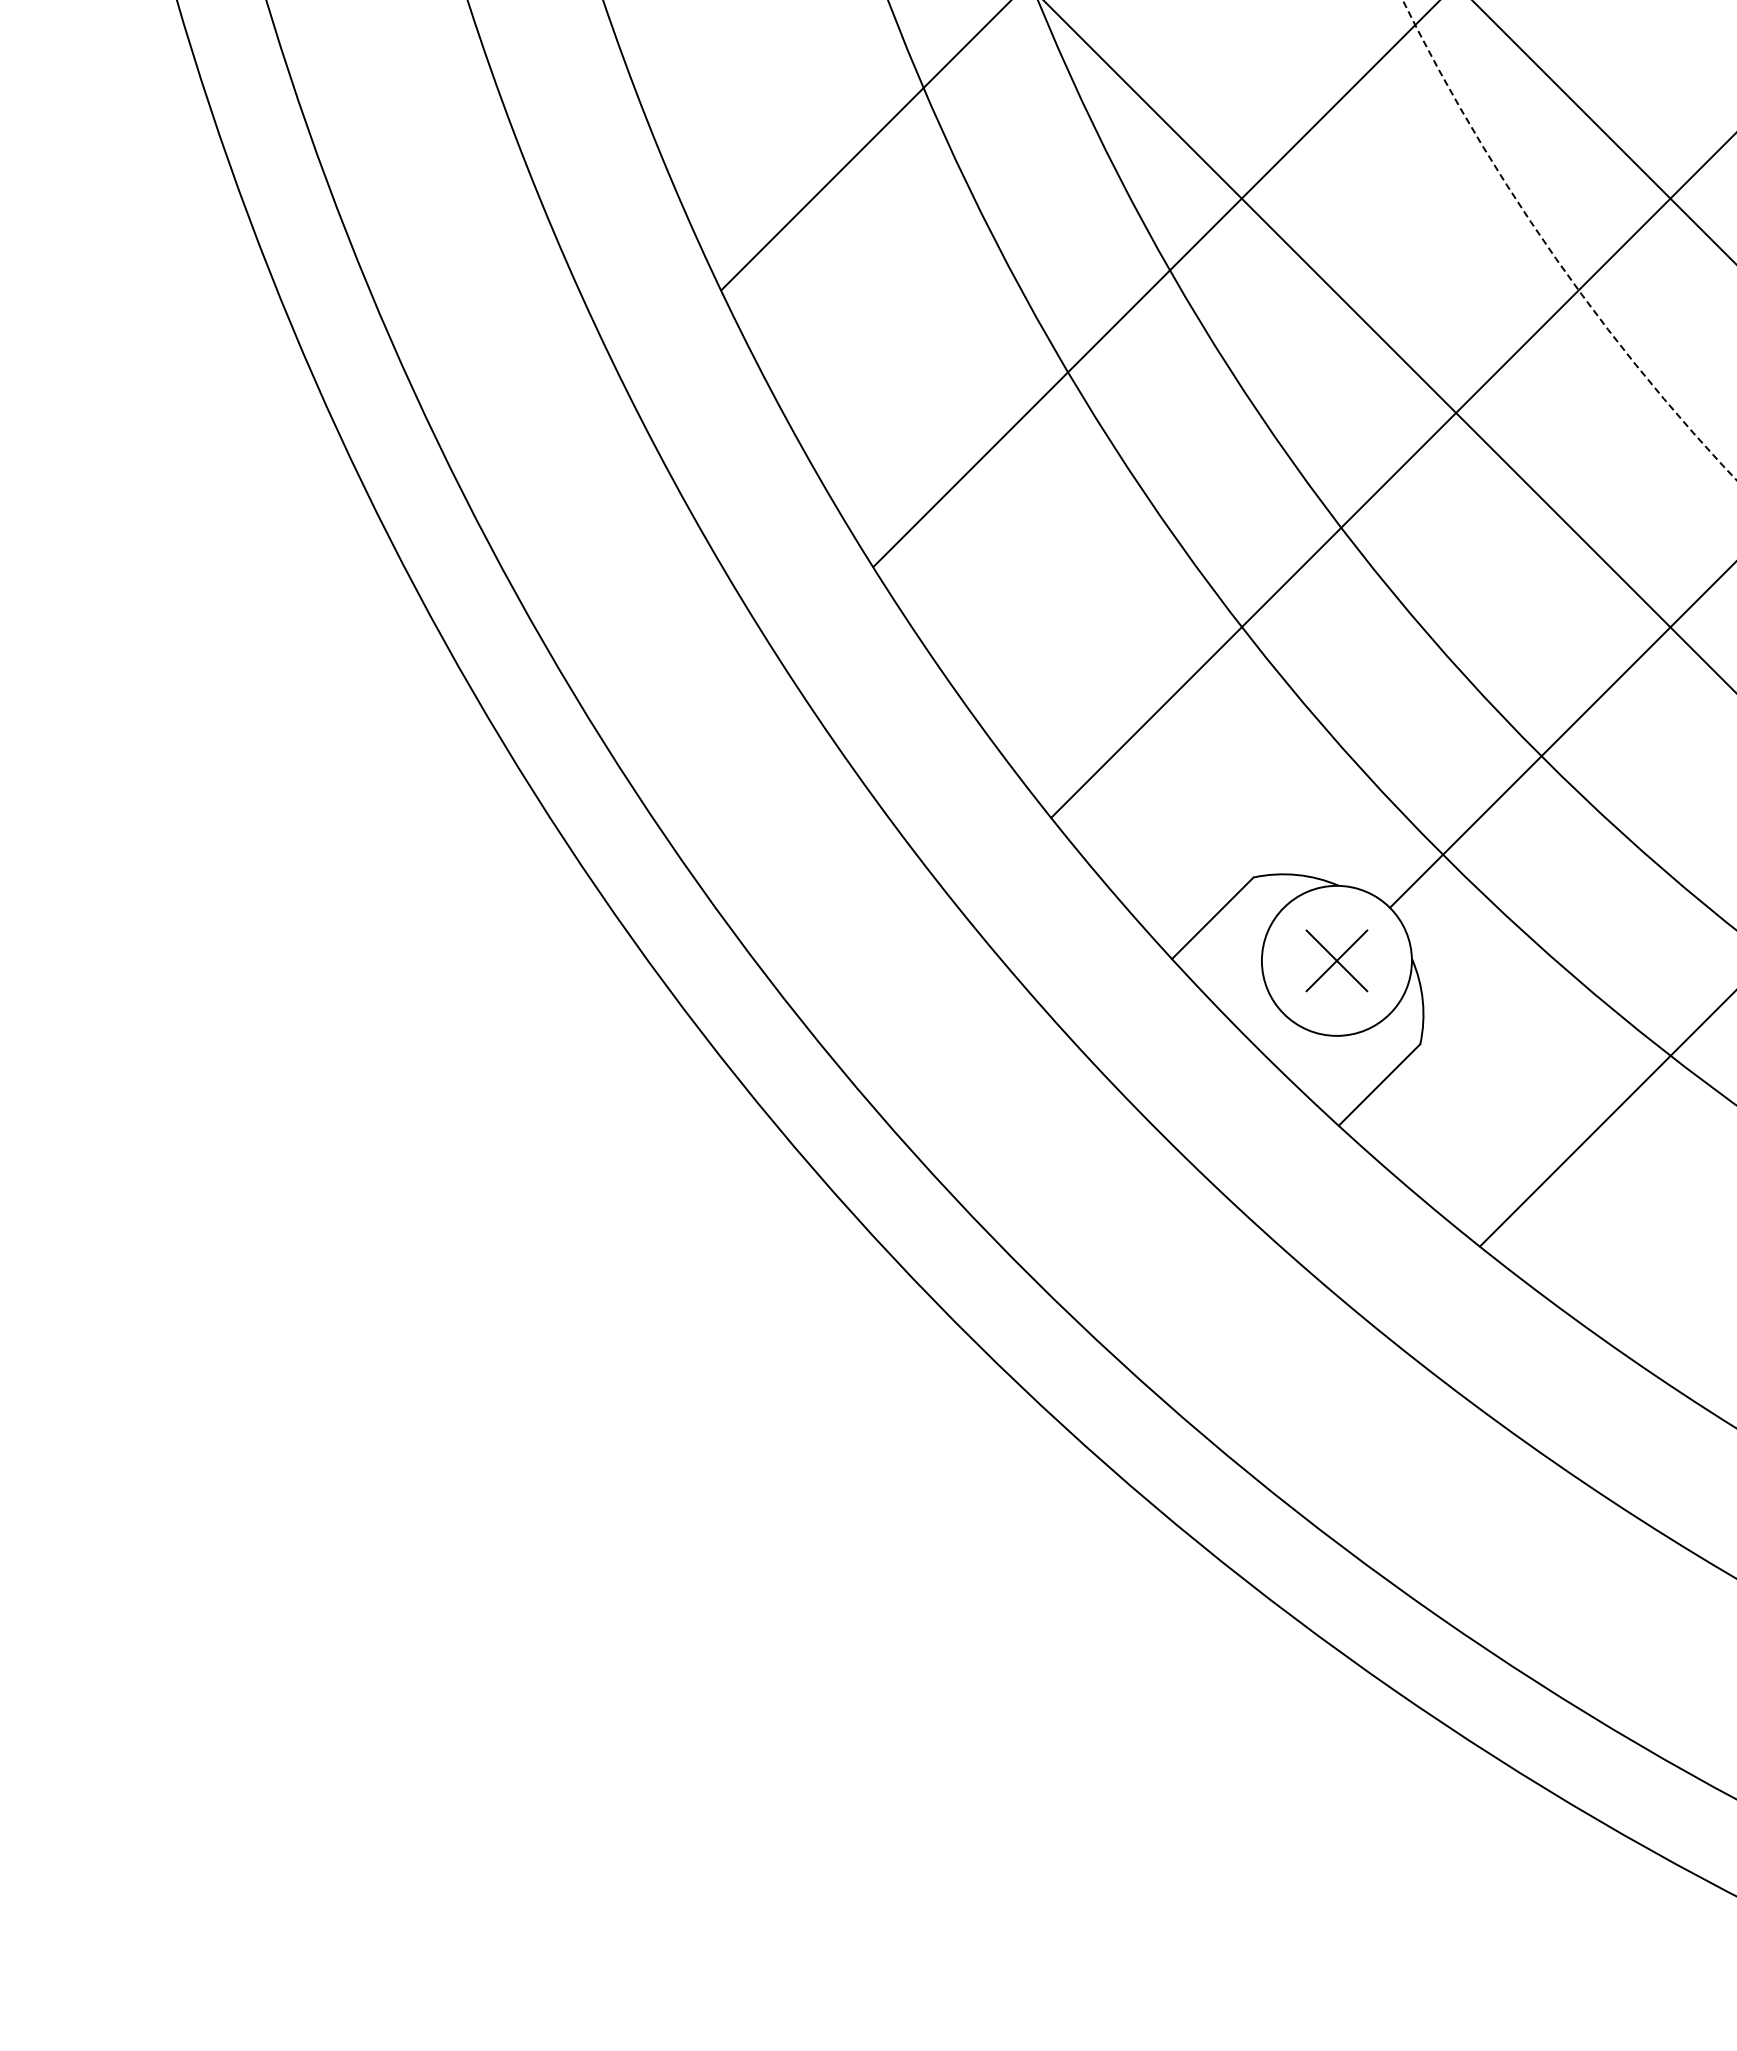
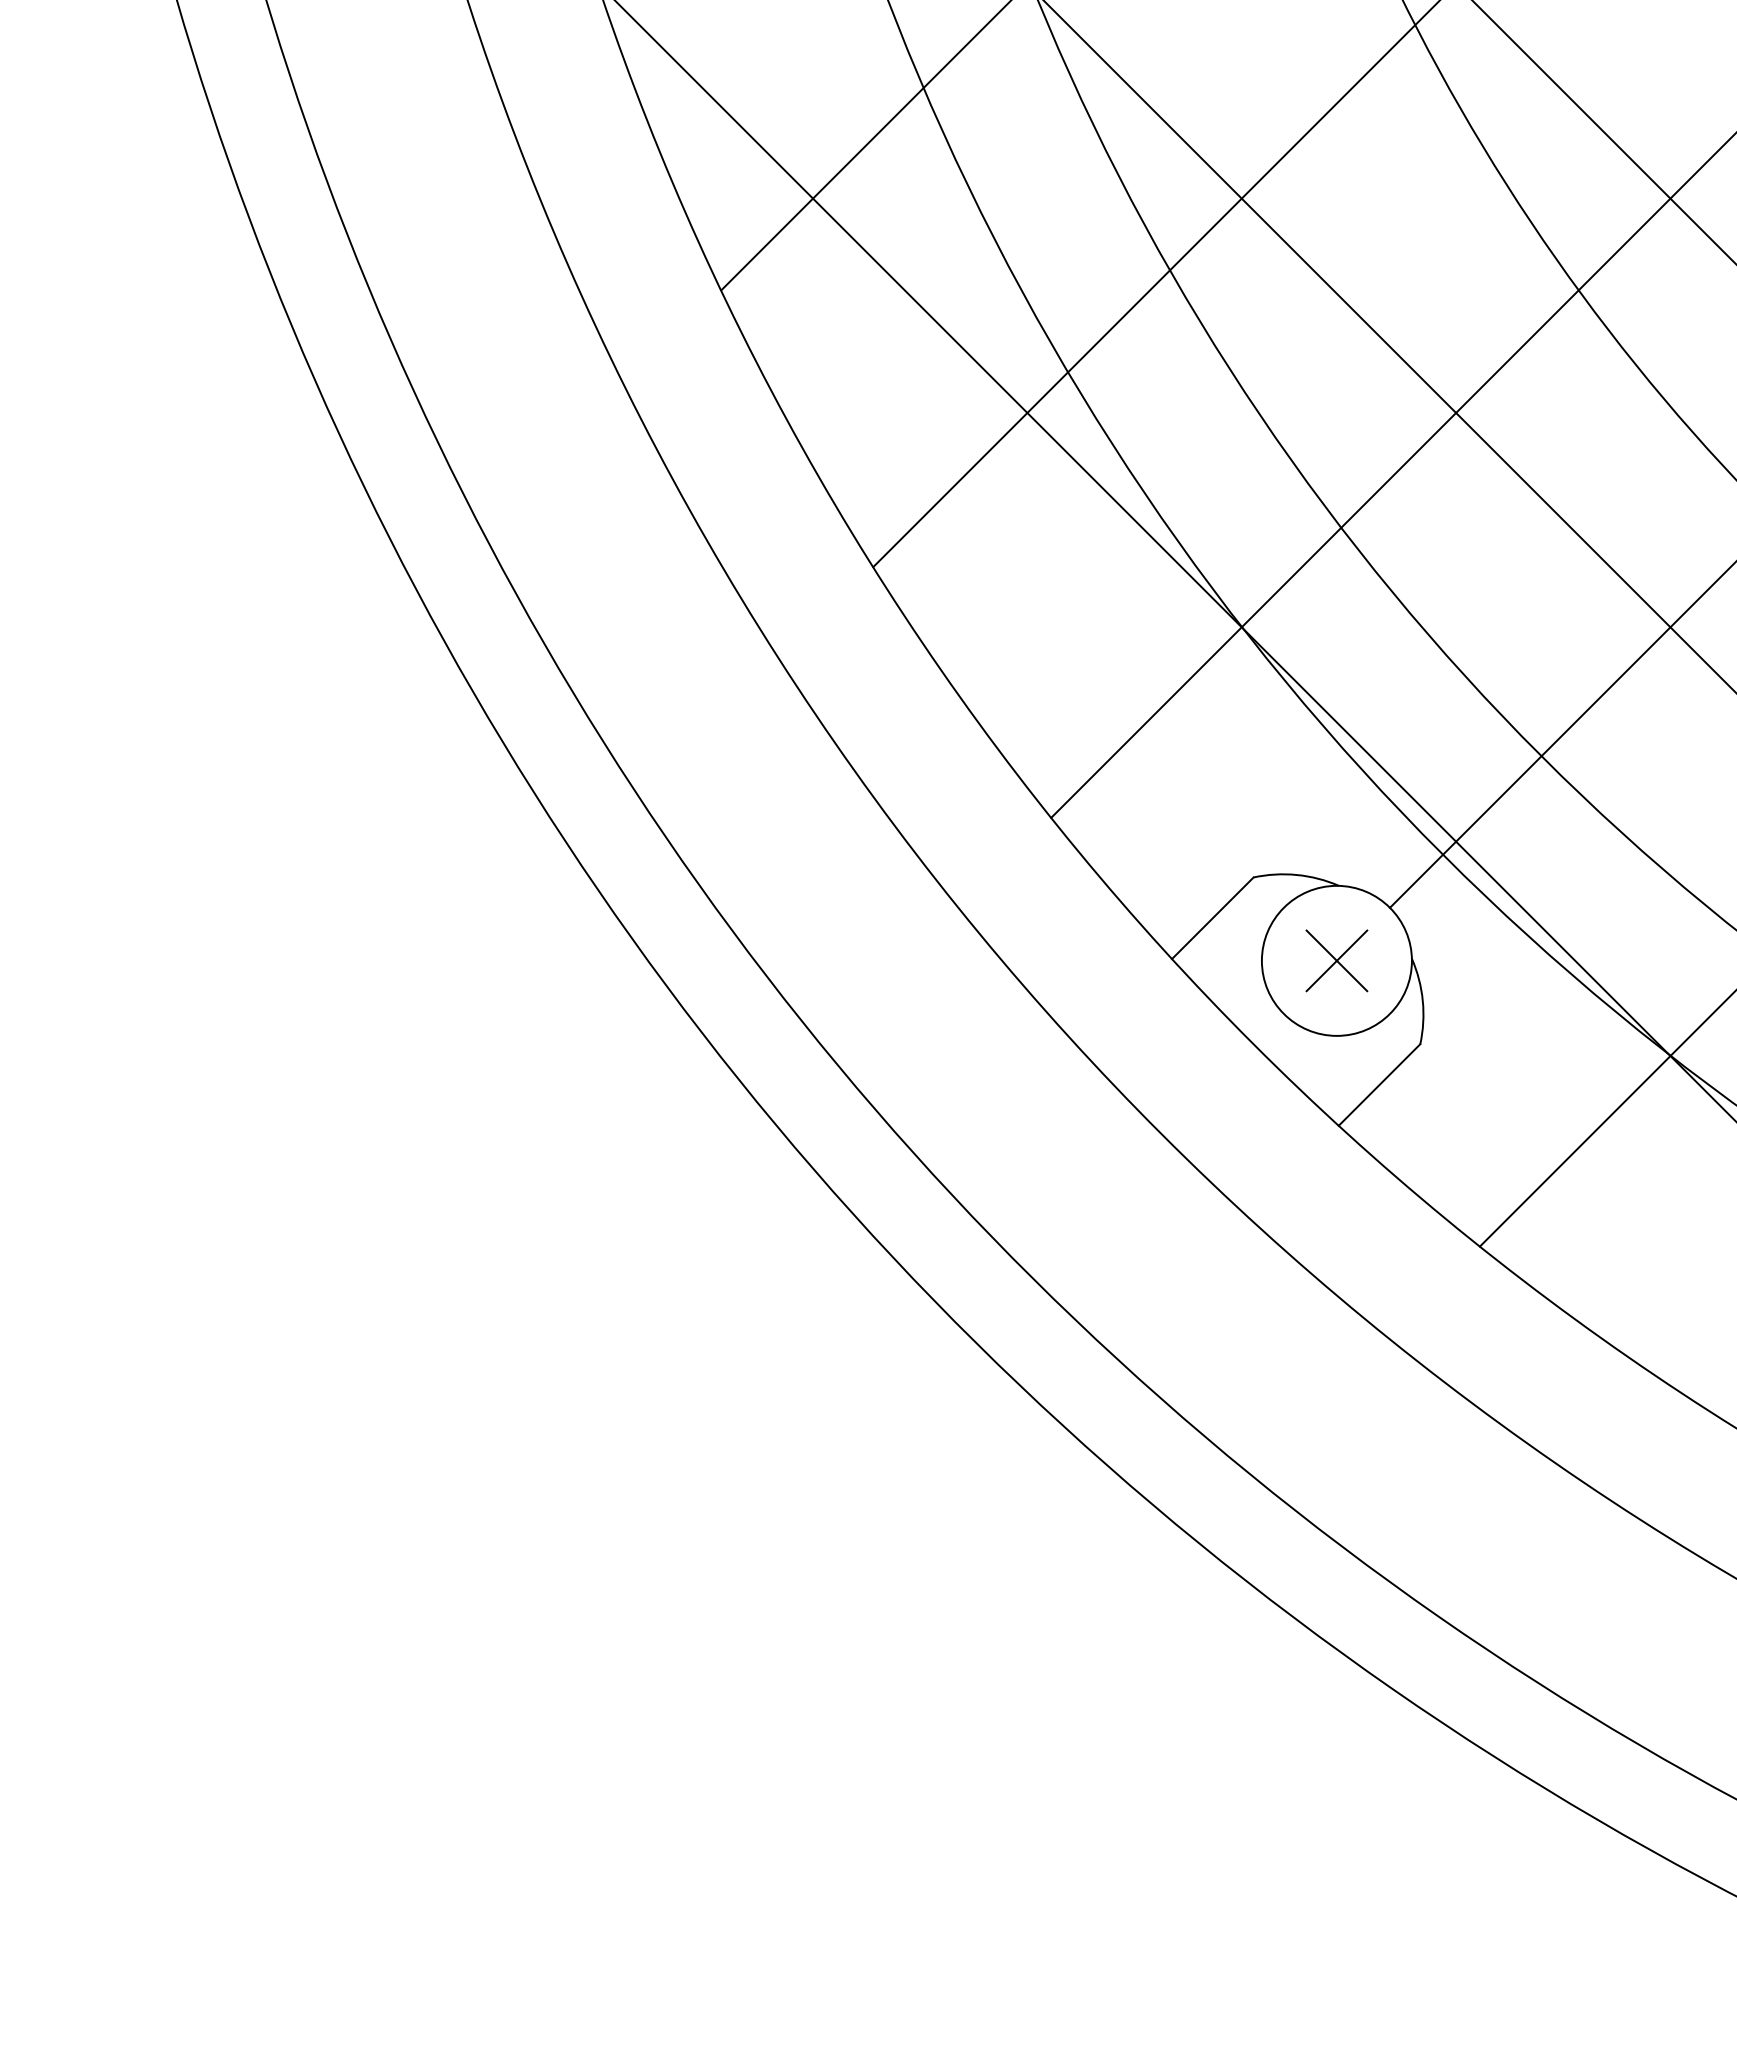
arc: dashed -> solid (1552, 253)
line: none -> present (1174, 560)
